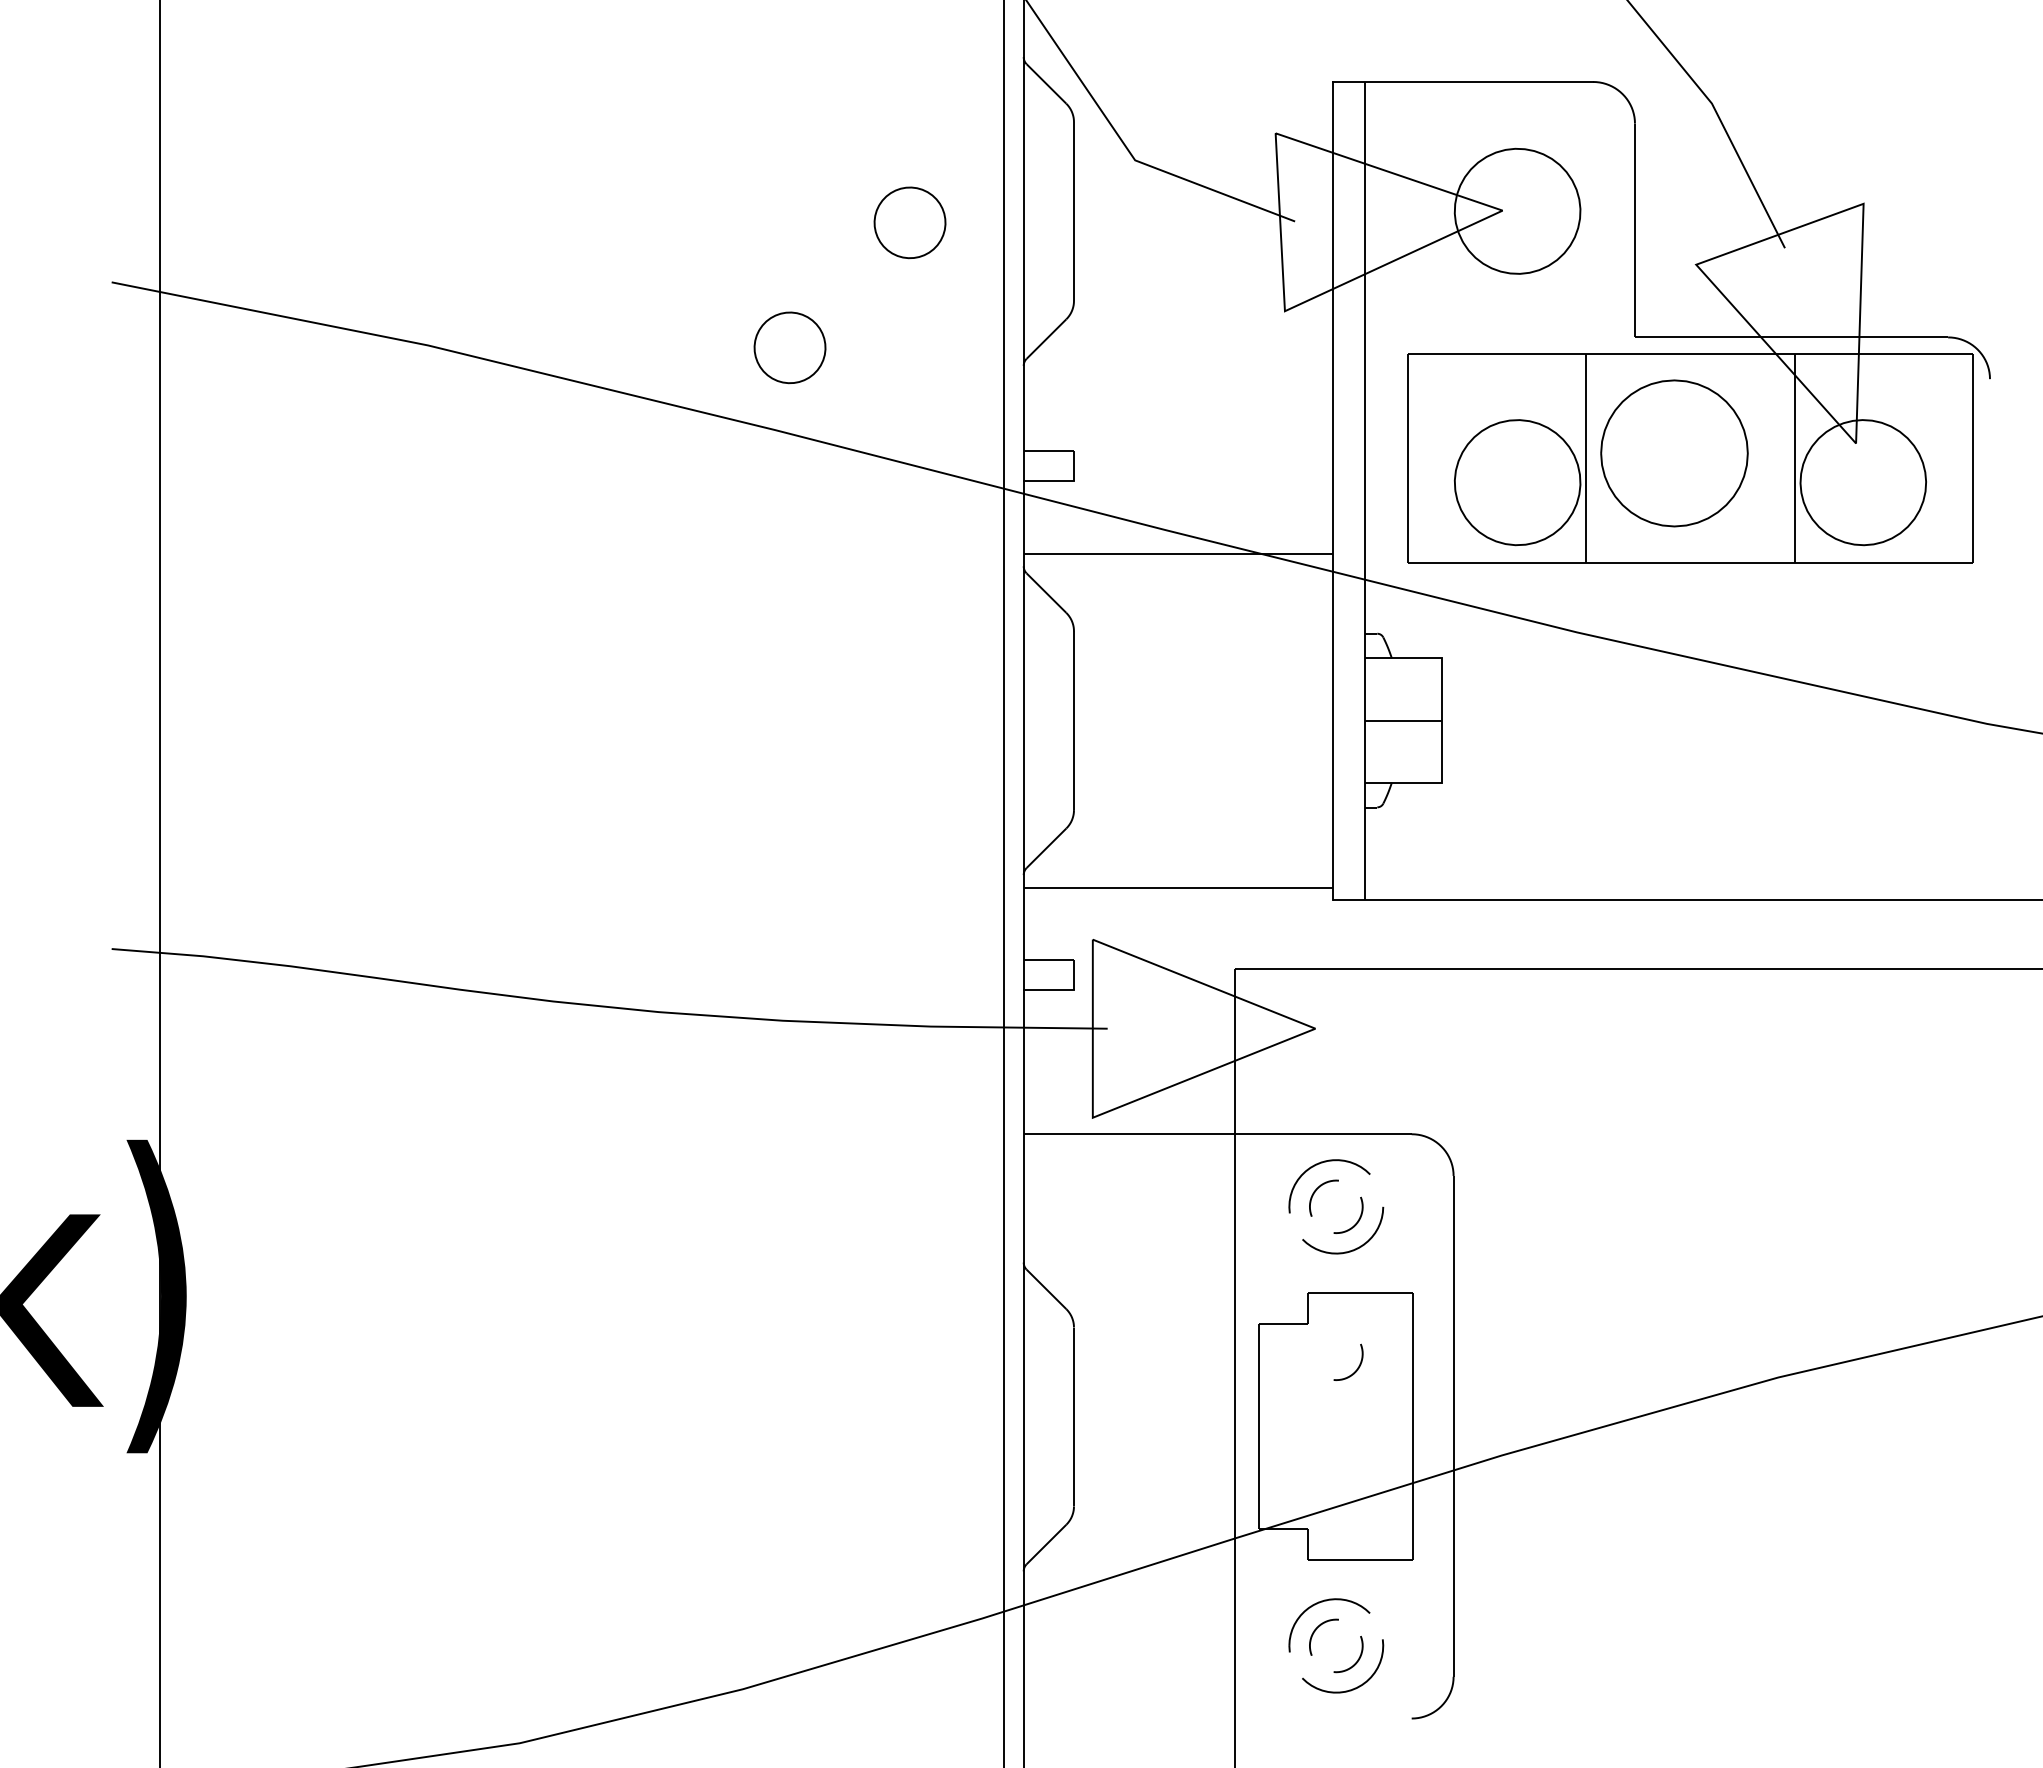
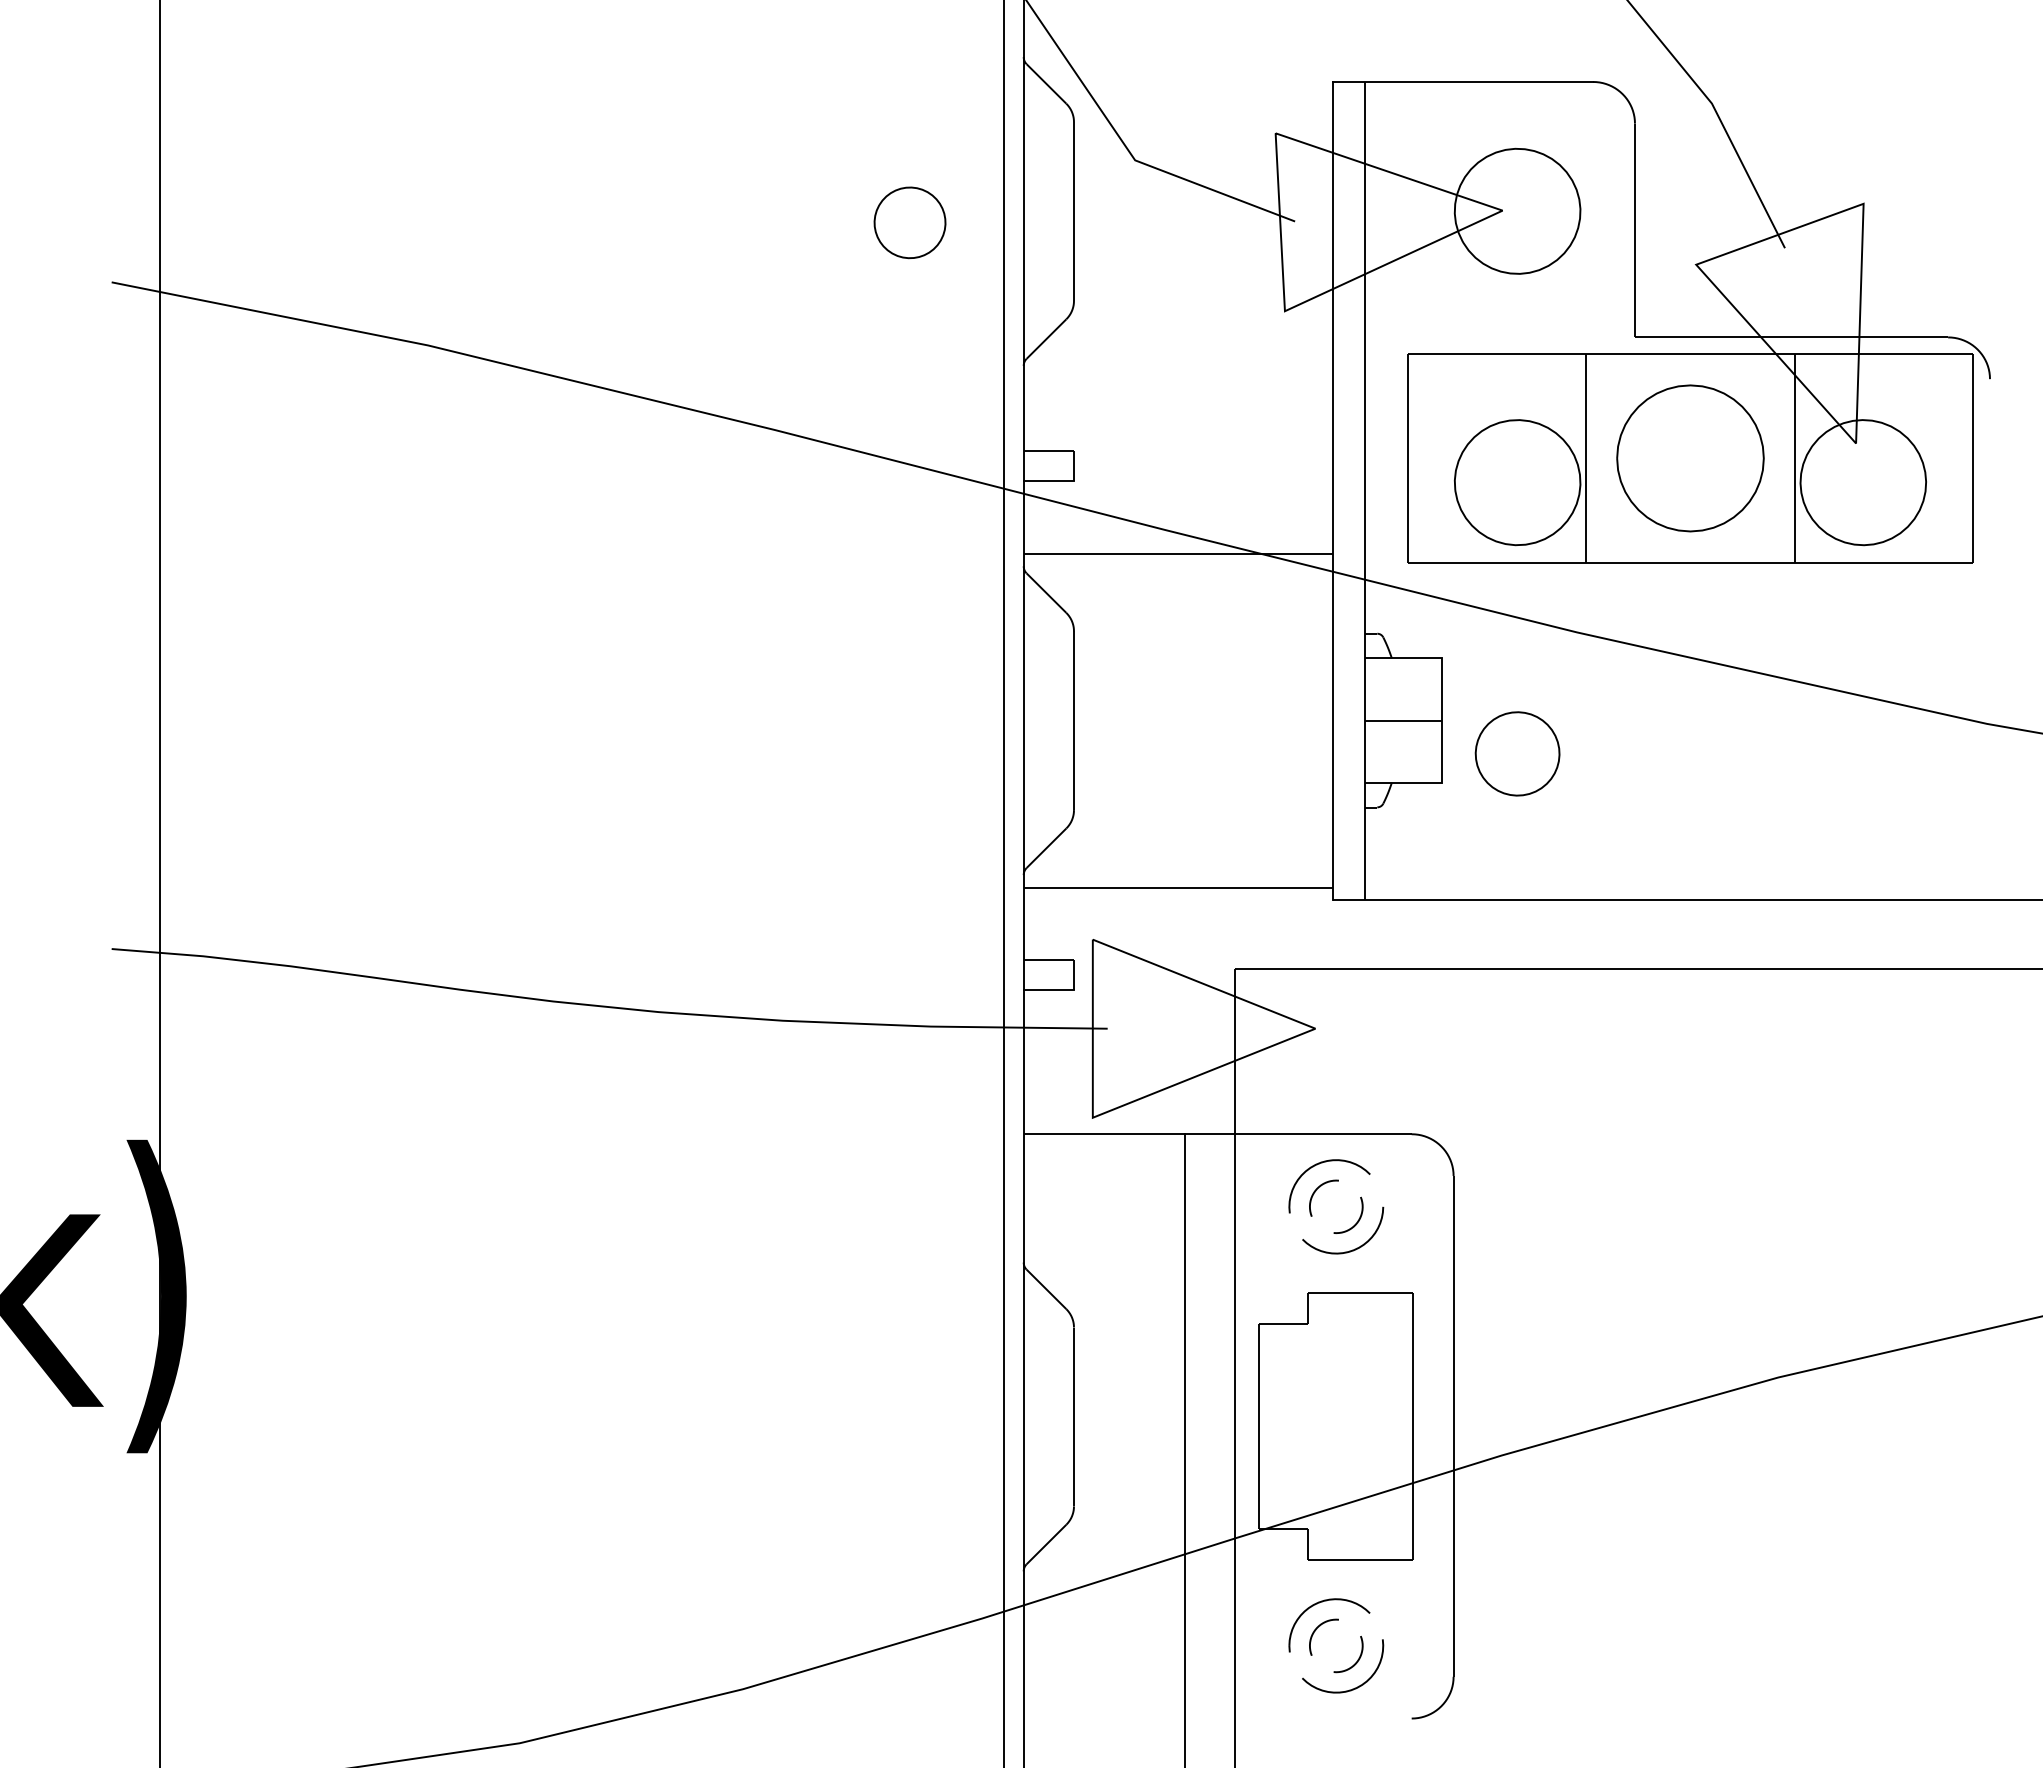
part: present -> none (789, 347)
part position: (1674, 453) -> (1690, 458) (1690, 458)
part: none -> present (1517, 753)
curve: present -> none (1358, 1365)
line: none -> present (1185, 1449)
